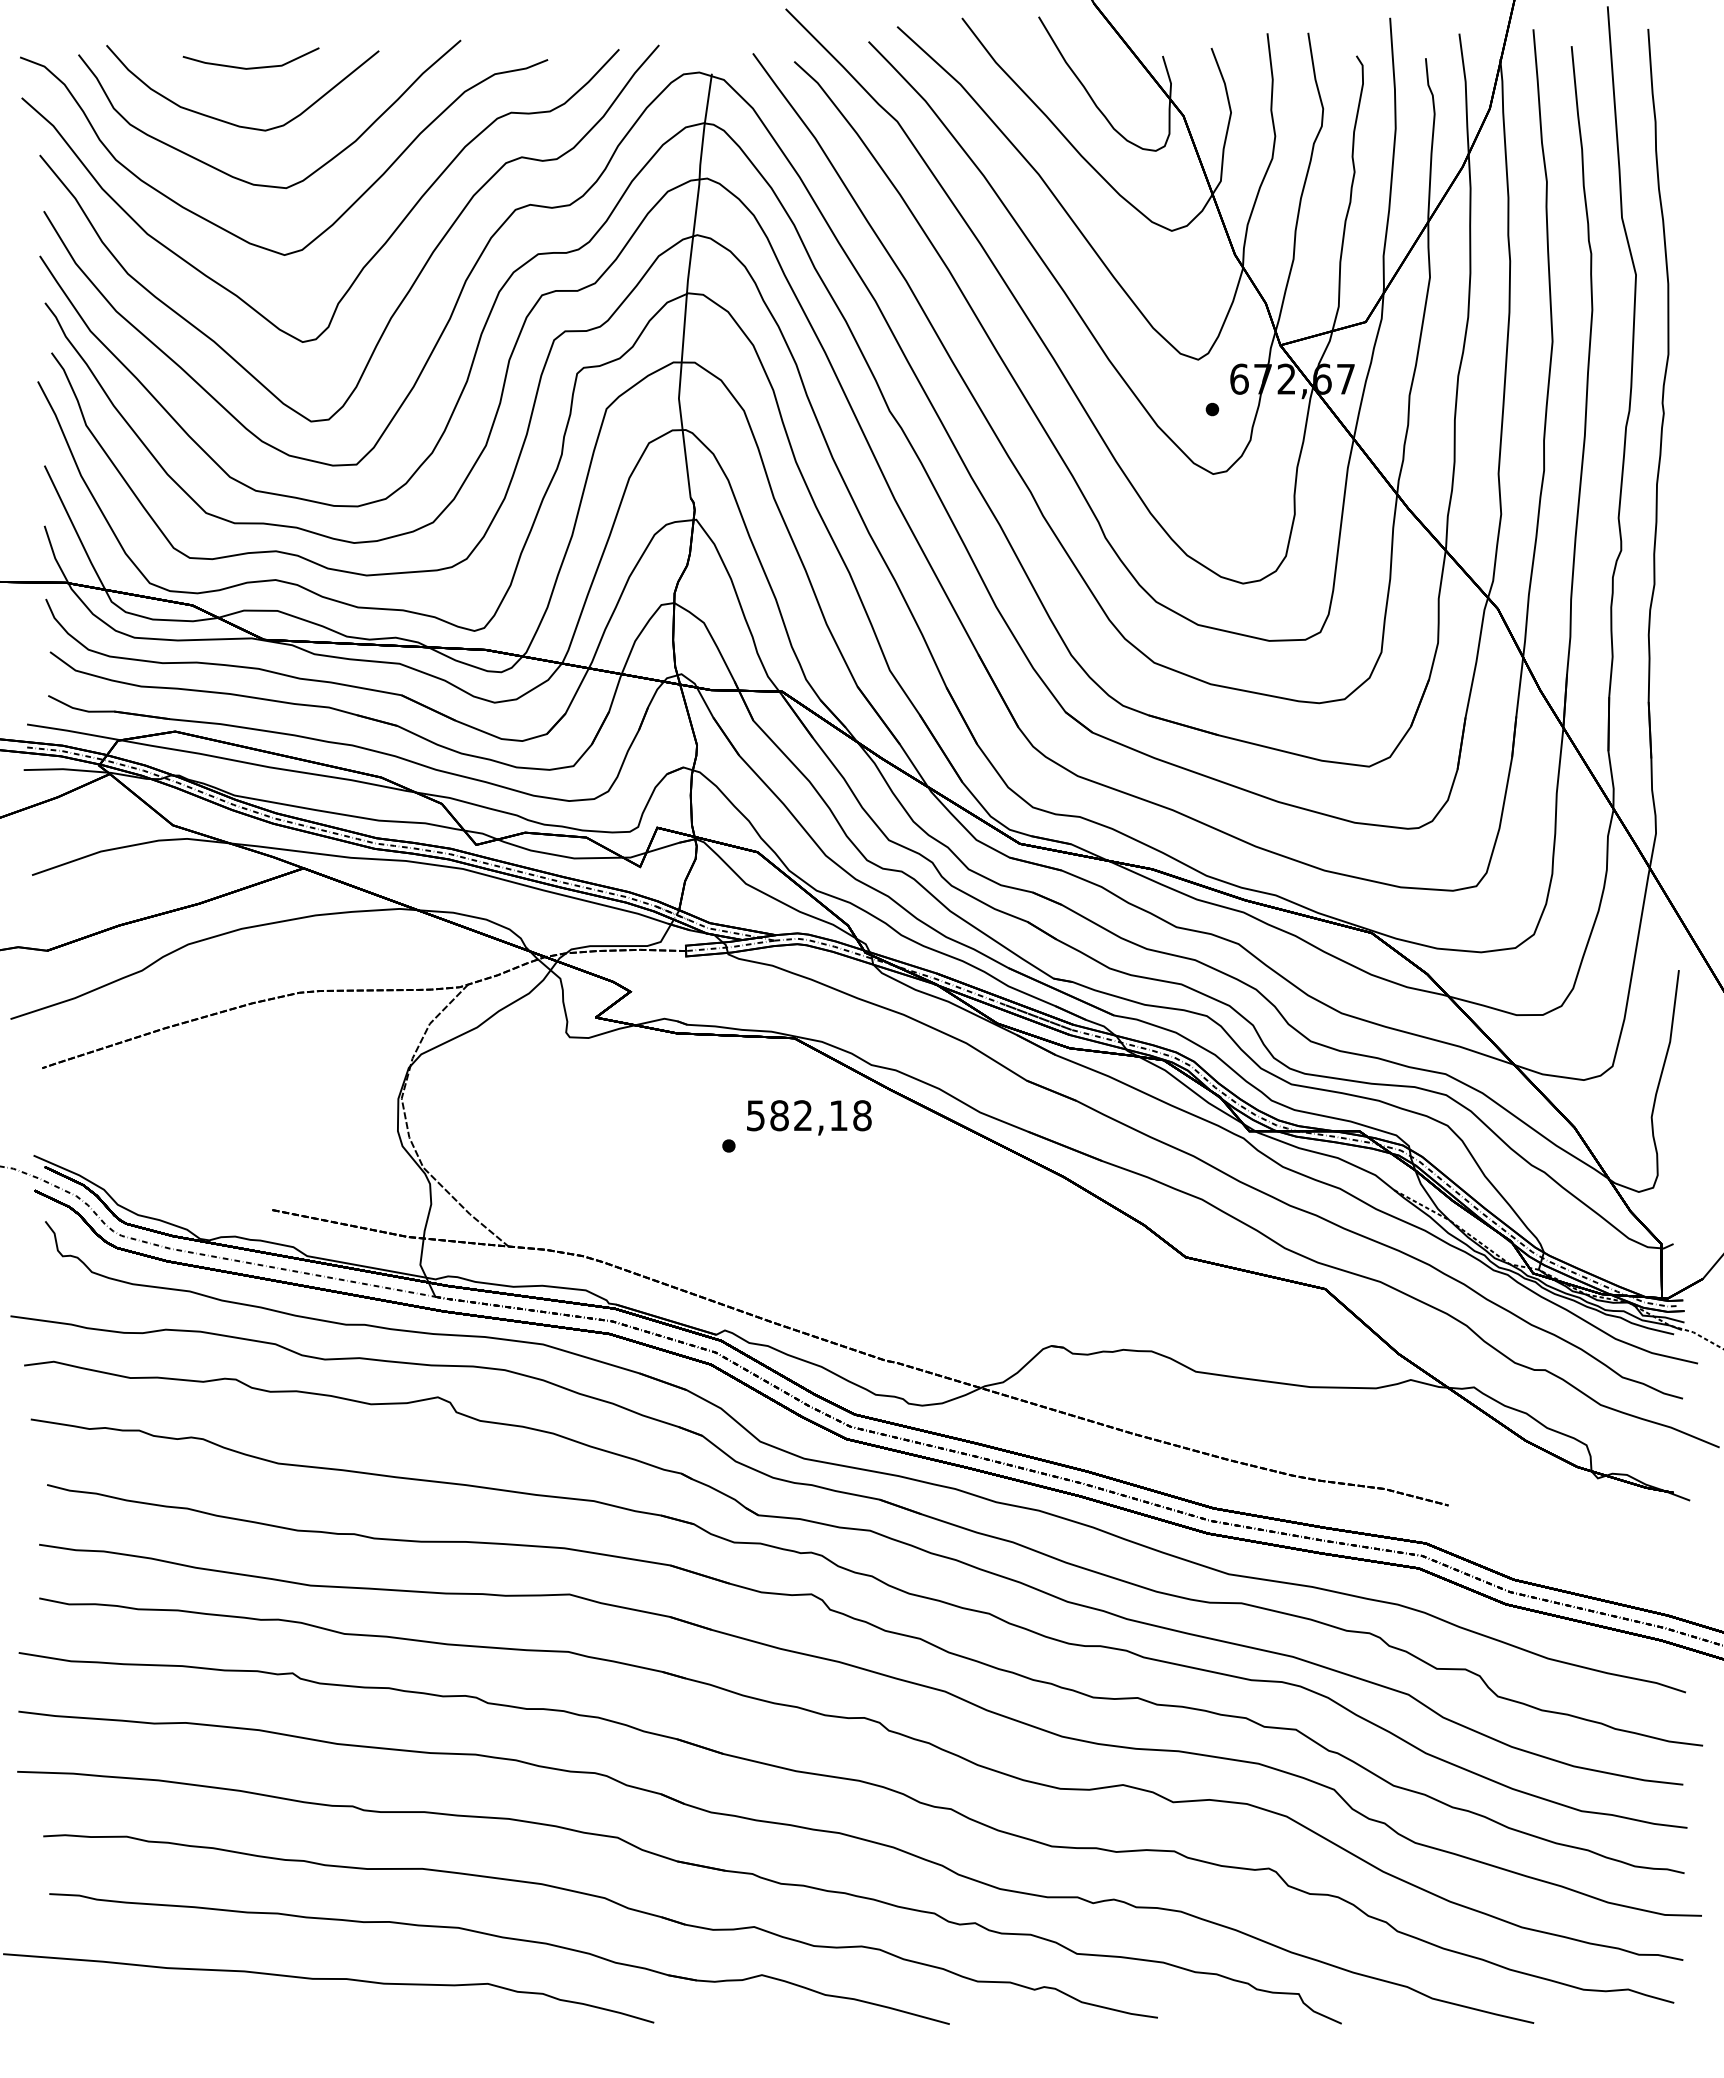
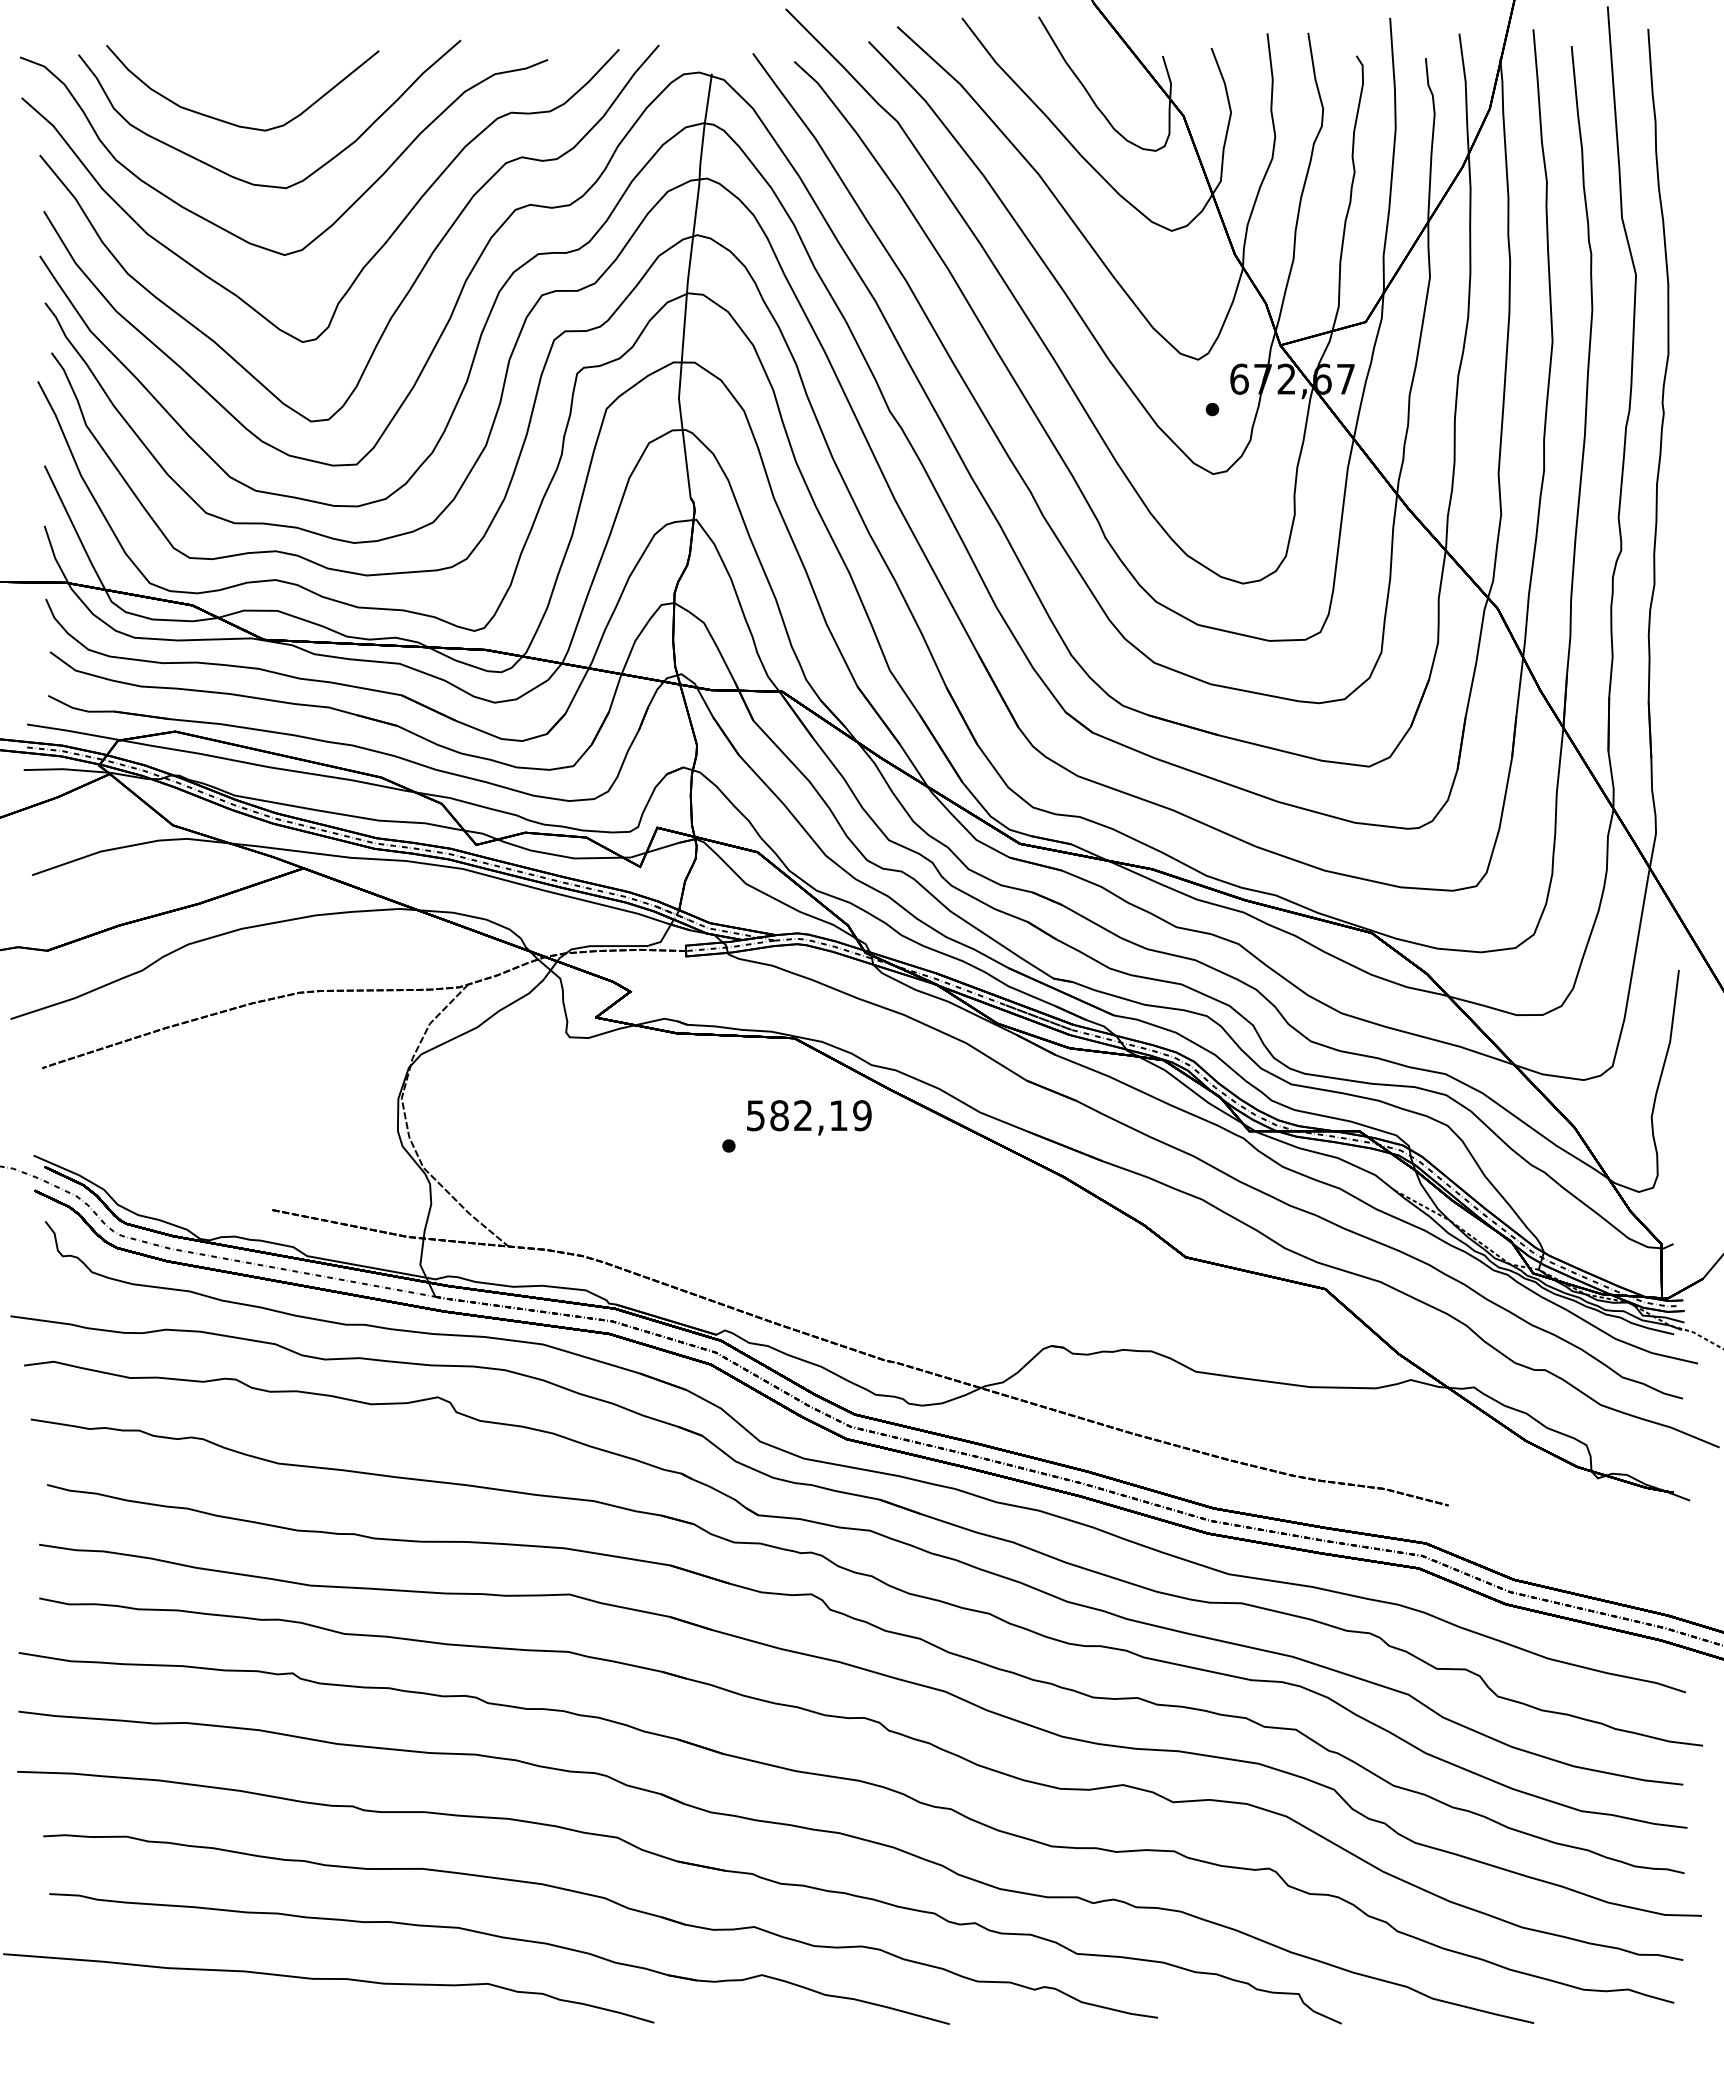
line: present -> none (250, 67)
text: 582,18 -> 582,19 (862, 1115)
